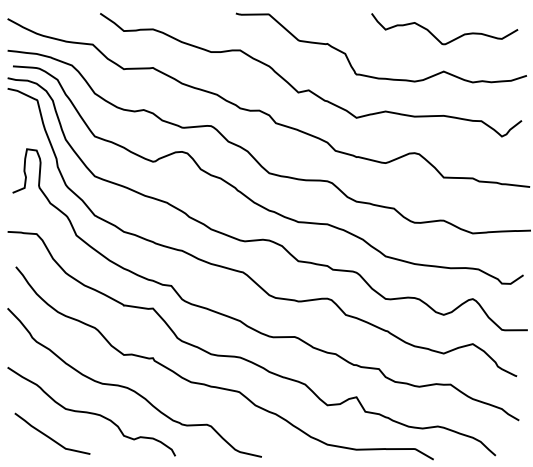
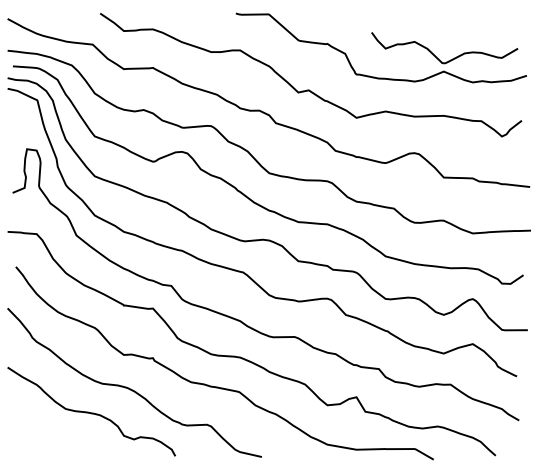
curve position: (436, 37) -> (436, 56) (436, 56)
curve: present -> none (49, 436)
